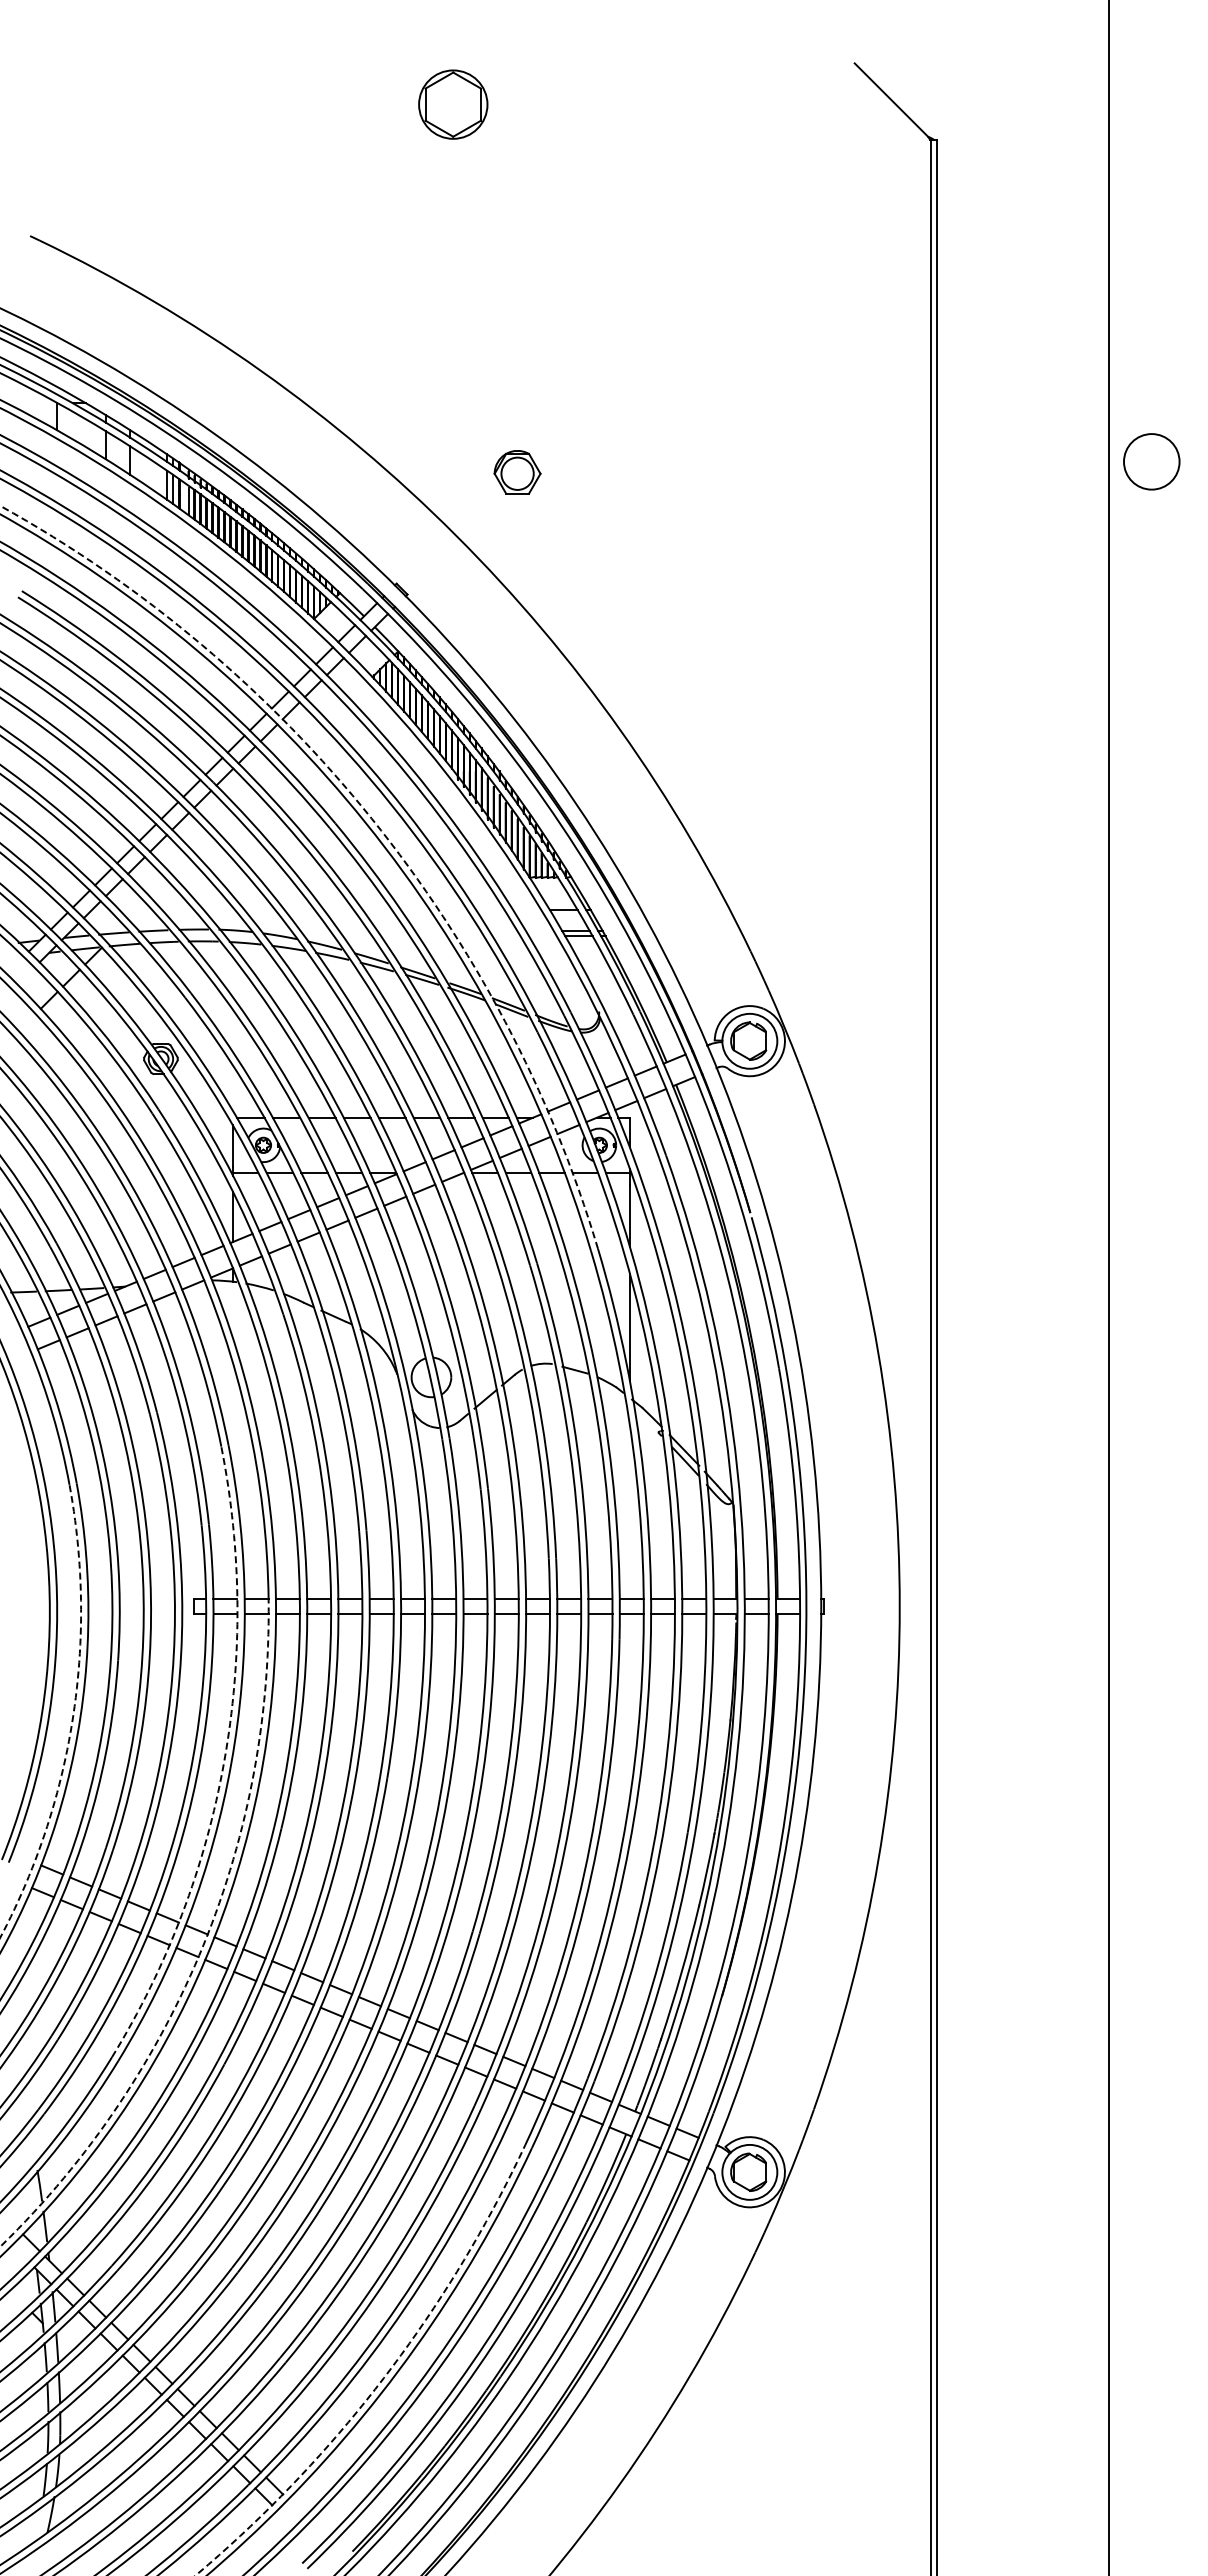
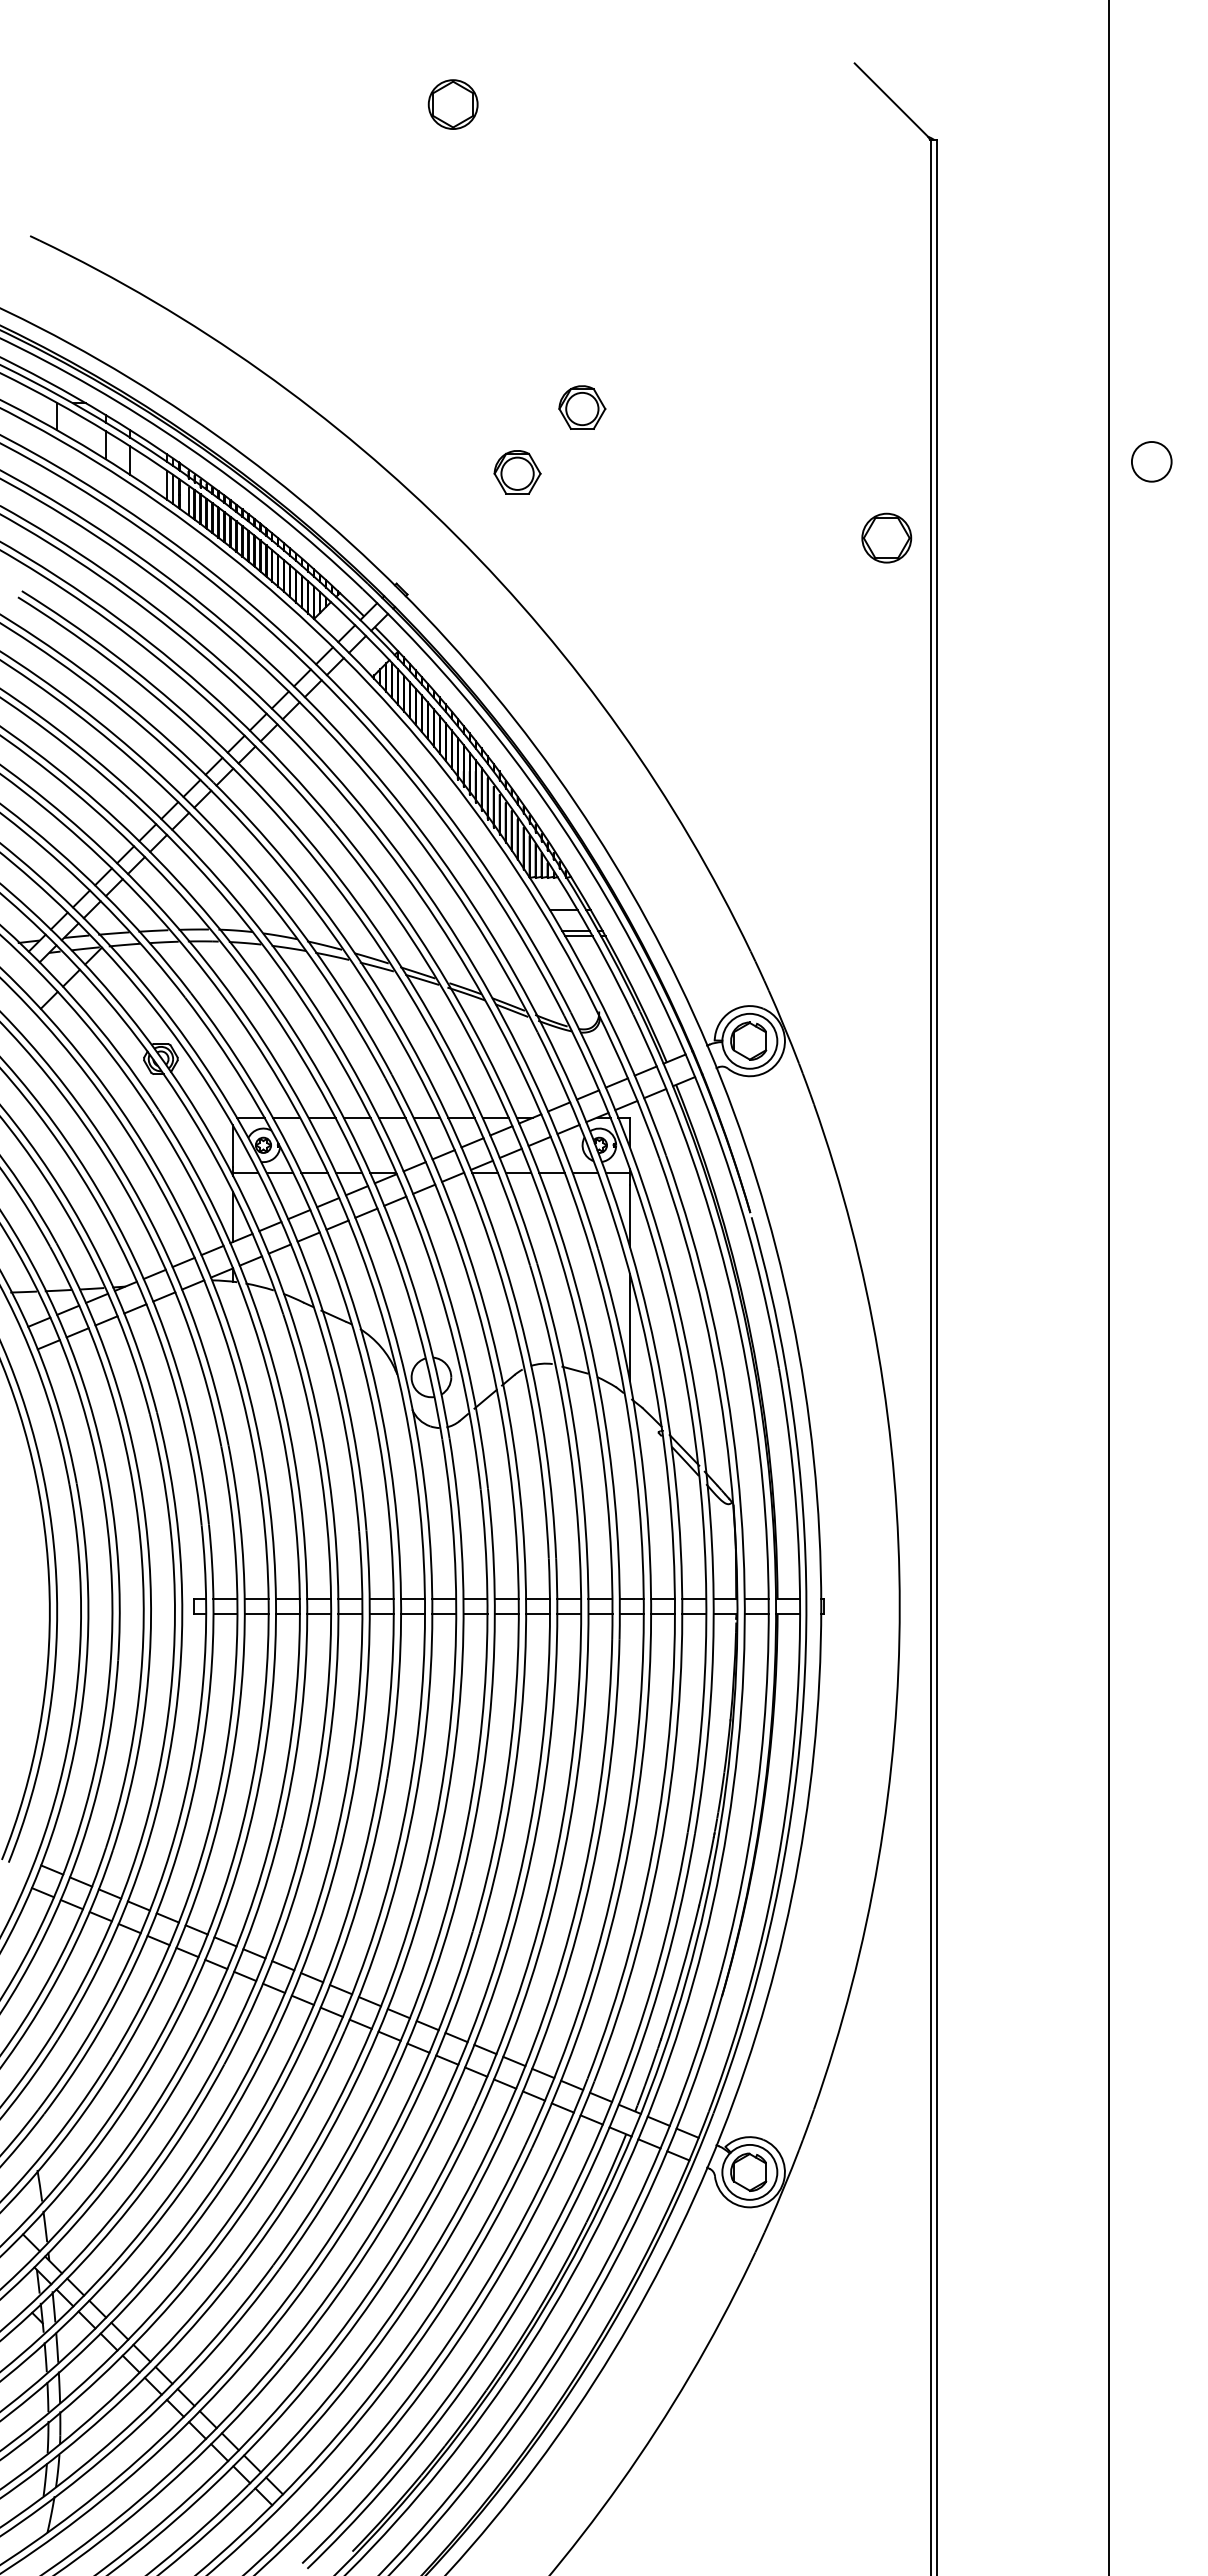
part size: 71x71 px -> 52x51 px (452, 104)
part: none -> present (582, 407)
circle diameter: 56 px -> 40 px (1151, 461)
part: none -> present (886, 537)
arc: dashed -> solid (371, 818)
arc: dashed -> solid (72, 1717)
arc: dashed -> solid (224, 1762)
arc: dashed -> solid (201, 1950)
arc: dashed -> solid (383, 2379)
